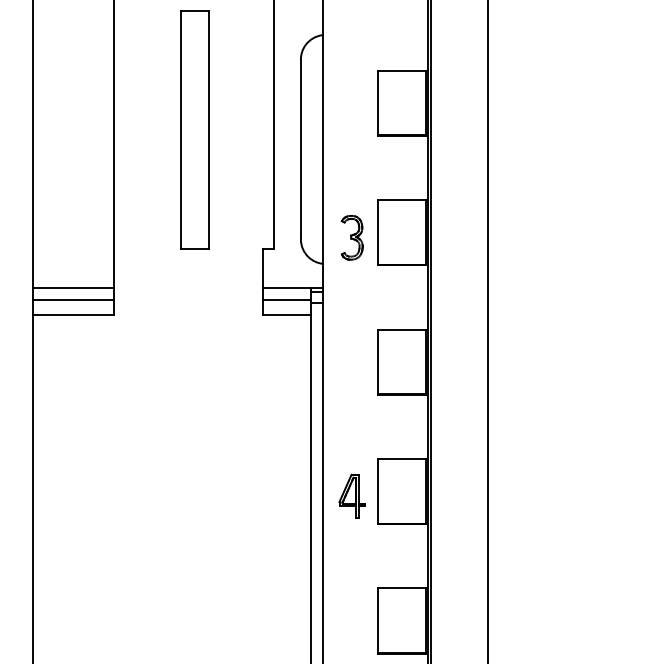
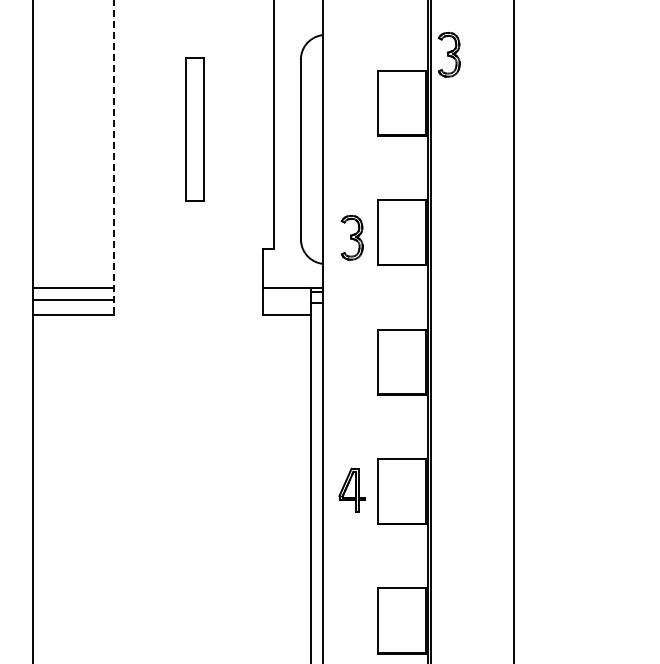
part: none -> present (448, 54)
part size: 30x240 px -> 20x145 px (194, 129)
line: solid -> dashed (113, 157)
line: present -> none (287, 299)
line position: (488, 331) -> (514, 331) (514, 331)
part position: (351, 495) -> (351, 489) (351, 489)
